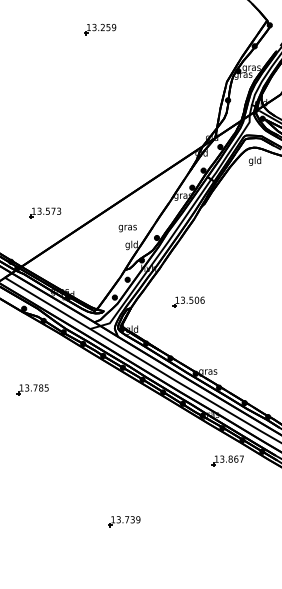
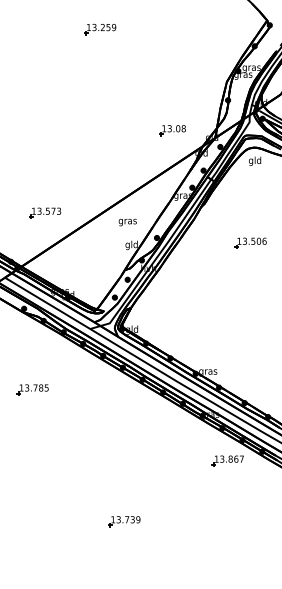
part: none -> present (172, 130)
text position: (127, 228) -> (127, 222) (127, 222)
part position: (188, 301) -> (250, 242) (250, 242)
